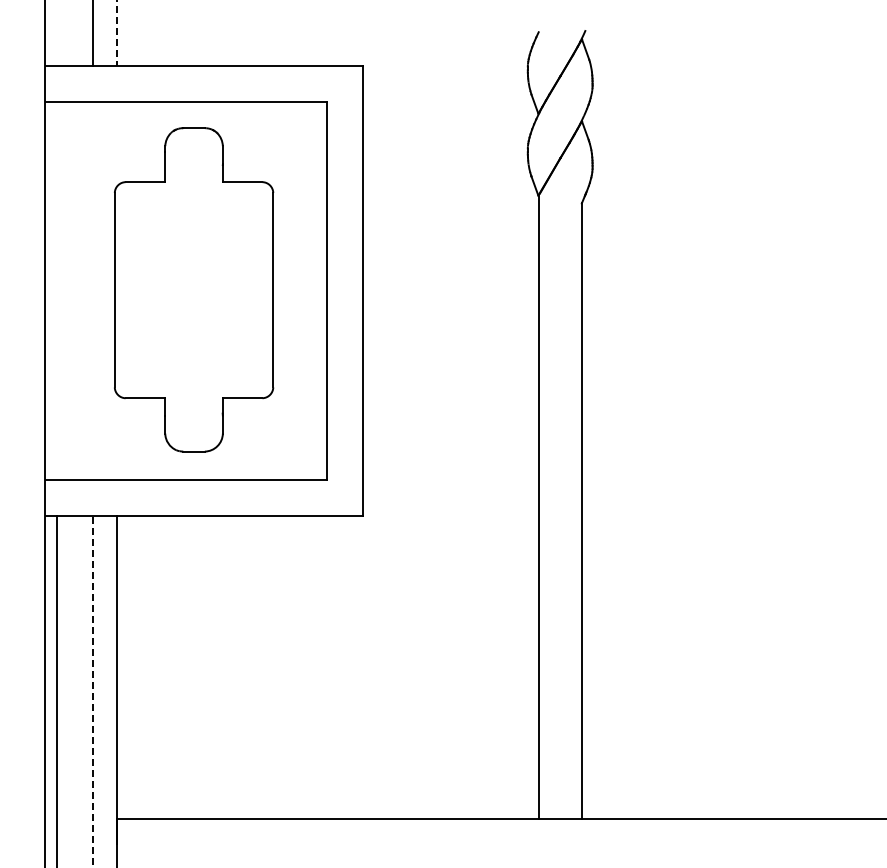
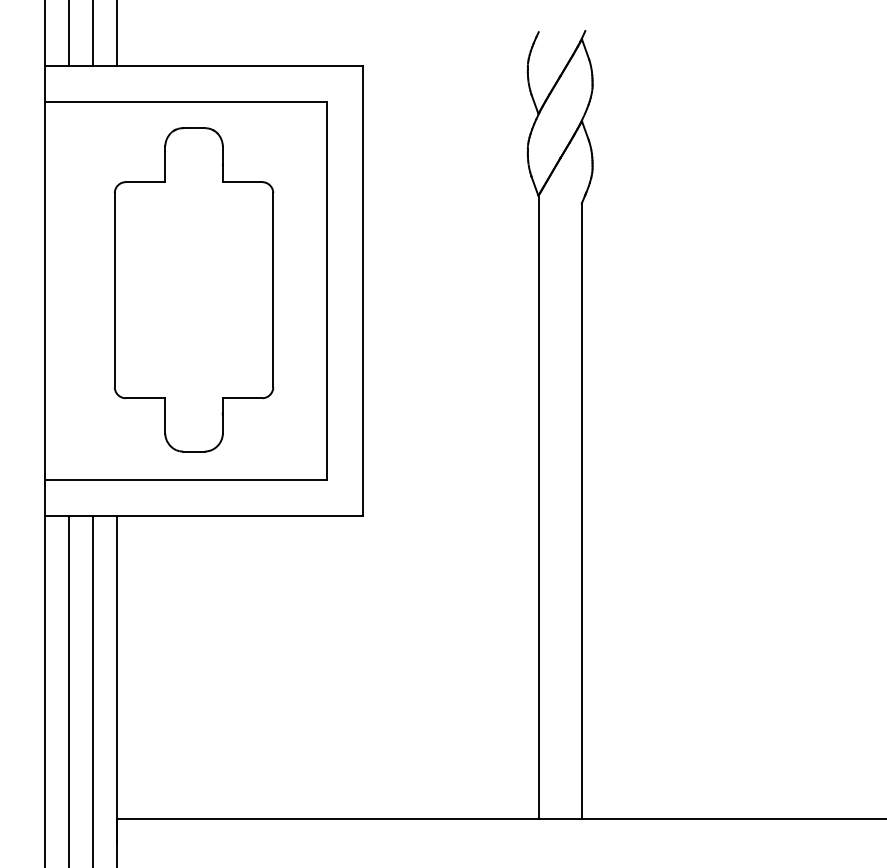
line: none -> present (68, 33)
line: dashed -> solid (117, 33)
line position: (56, 689) -> (68, 689) (68, 689)
line: dashed -> solid (92, 691)
